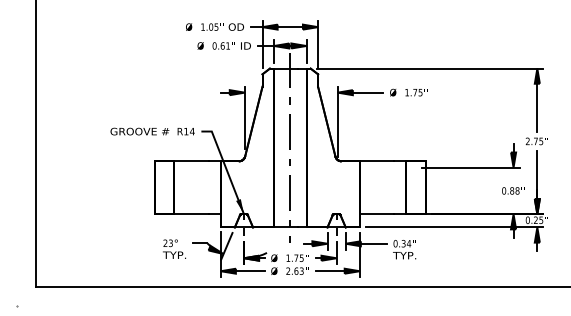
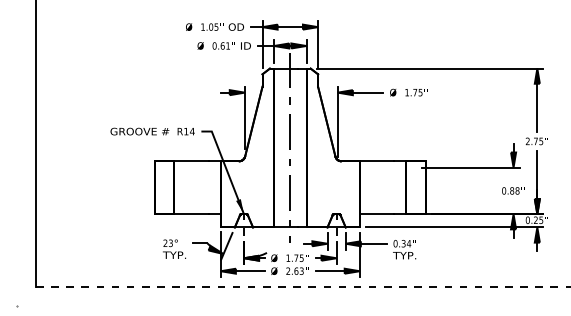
line: solid -> dashed (303, 287)
